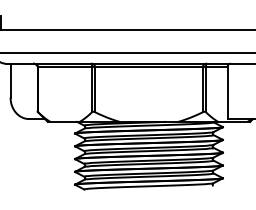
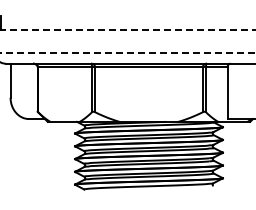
line: solid -> dashed (127, 30)
line: solid -> dashed (127, 53)
